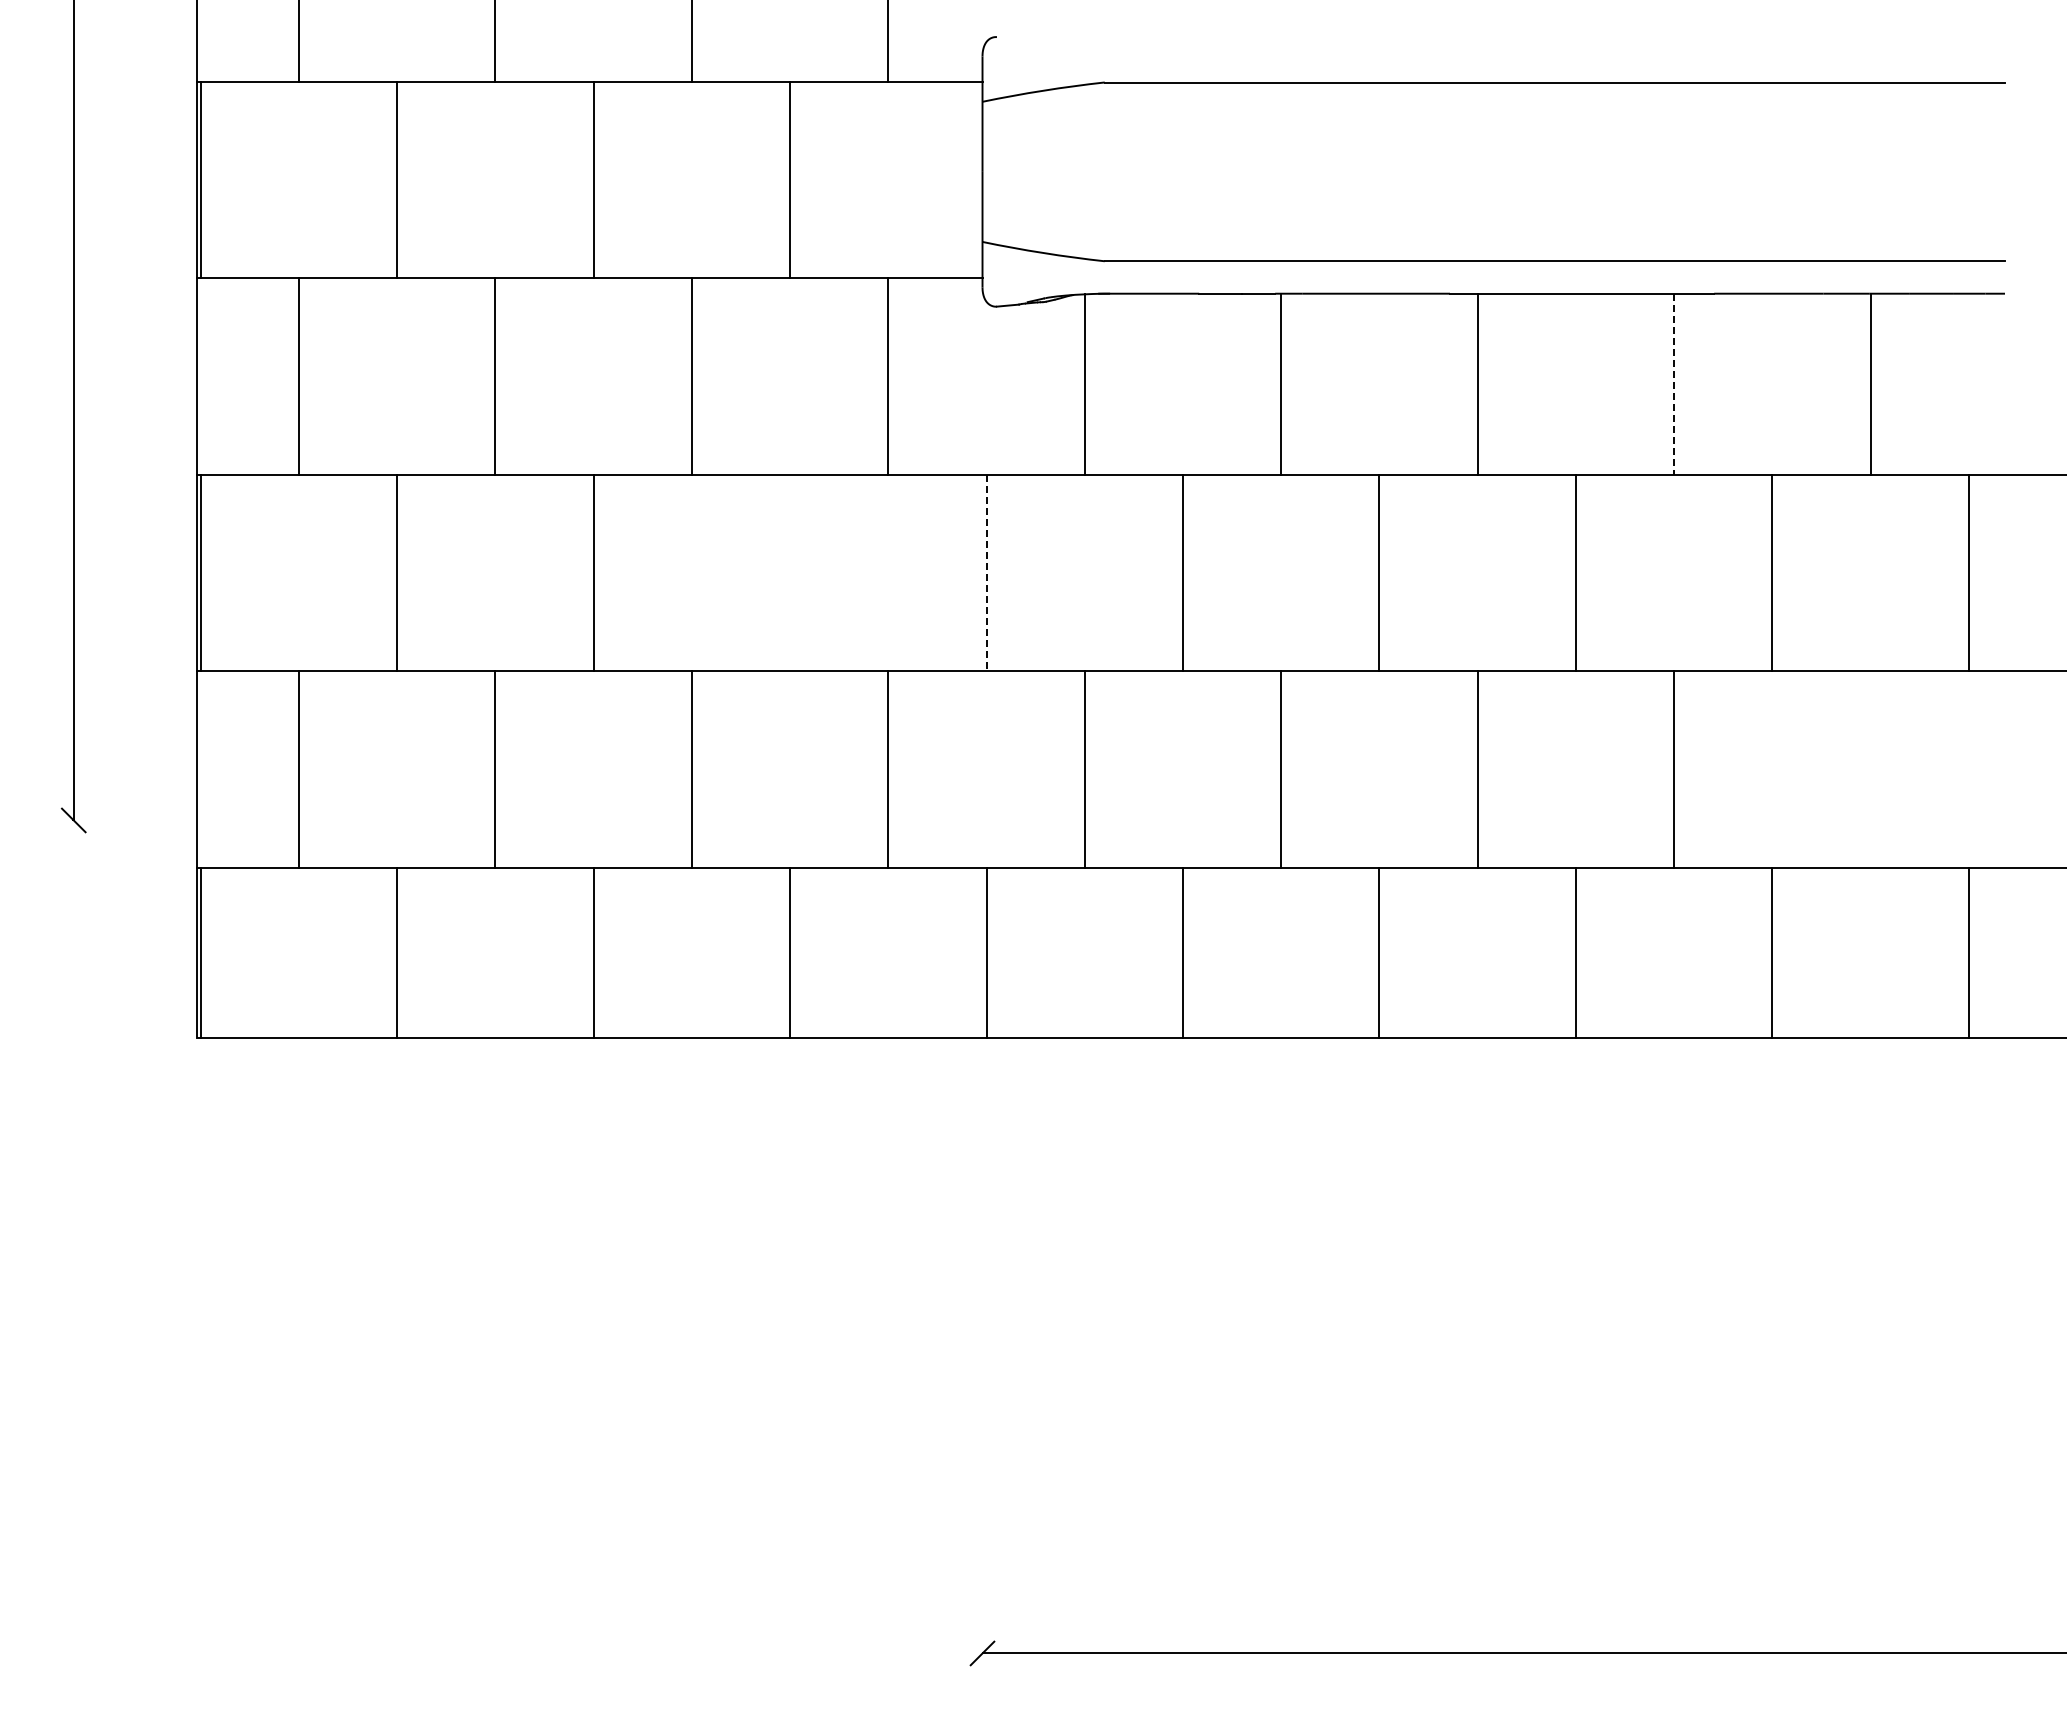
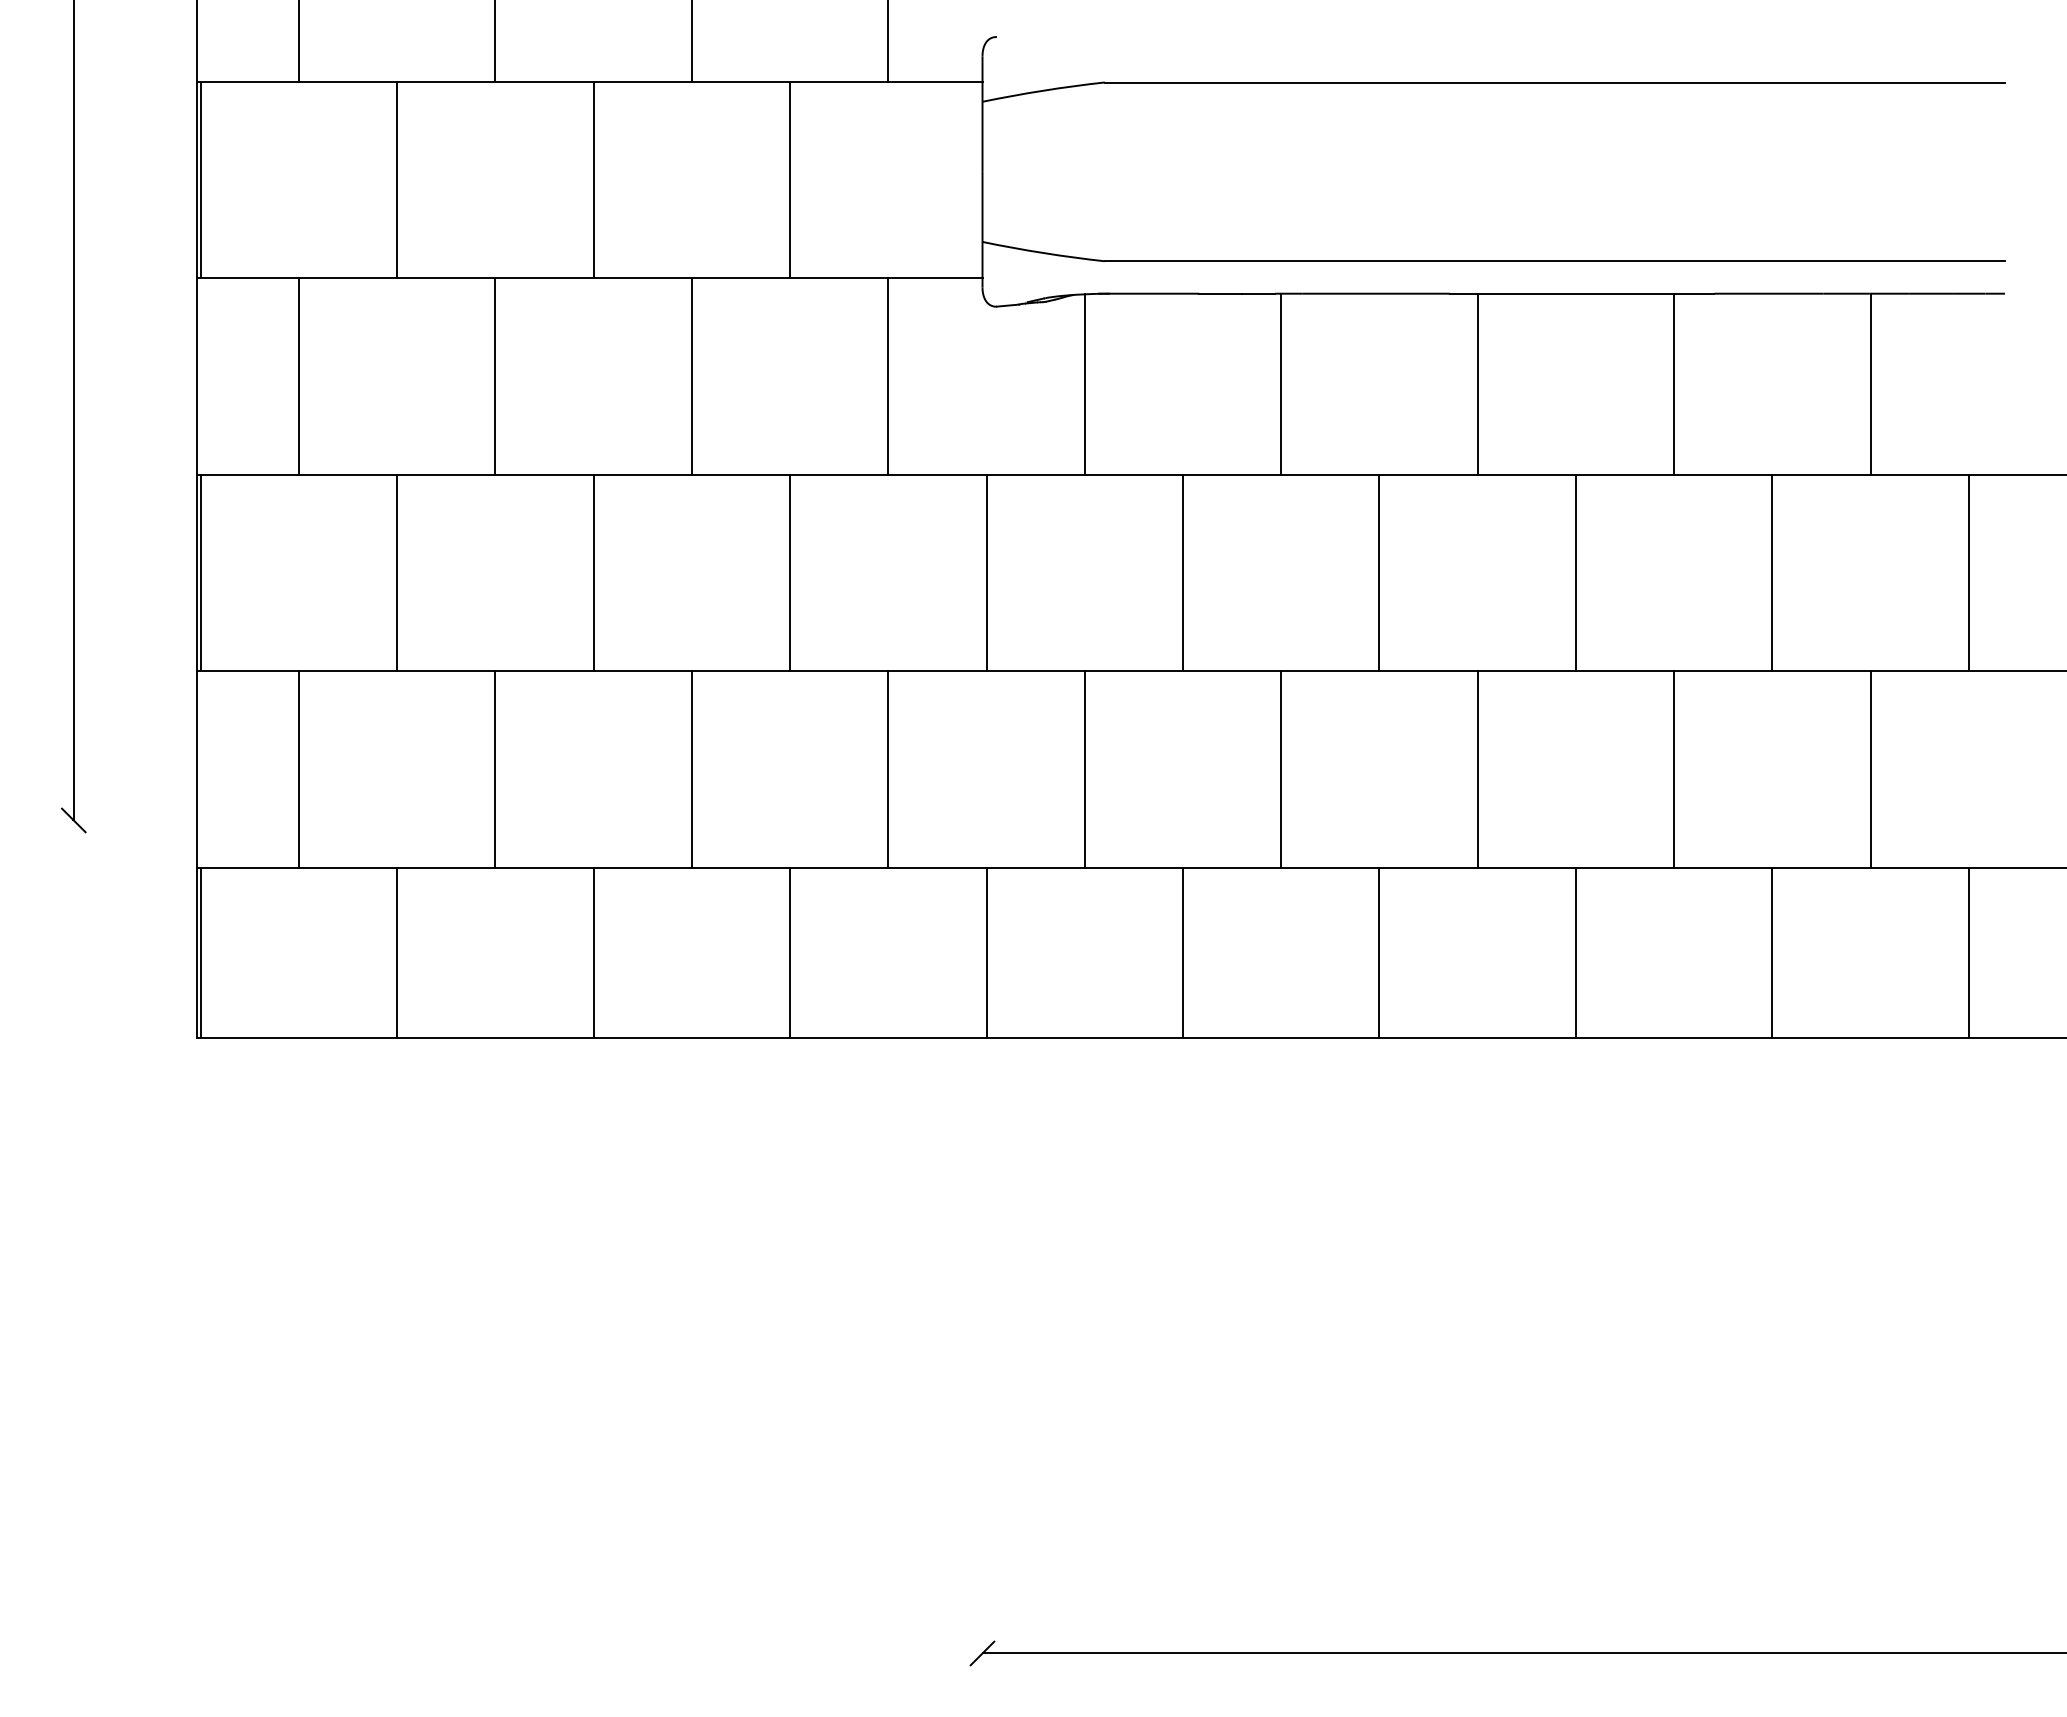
line: dashed -> solid (1674, 384)
line: none -> present (790, 572)
line: dashed -> solid (986, 573)
line: none -> present (1870, 769)
